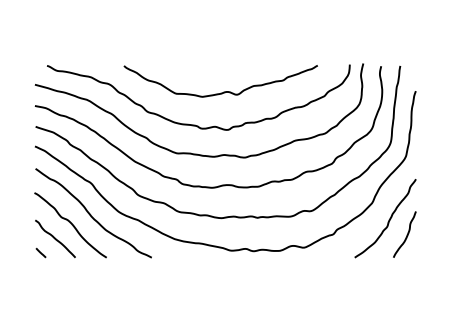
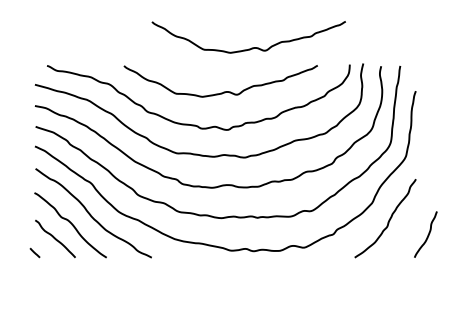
curve: none -> present (251, 47)
curve position: (406, 234) -> (427, 234) (427, 234)
line position: (40, 252) -> (34, 252) (34, 252)
